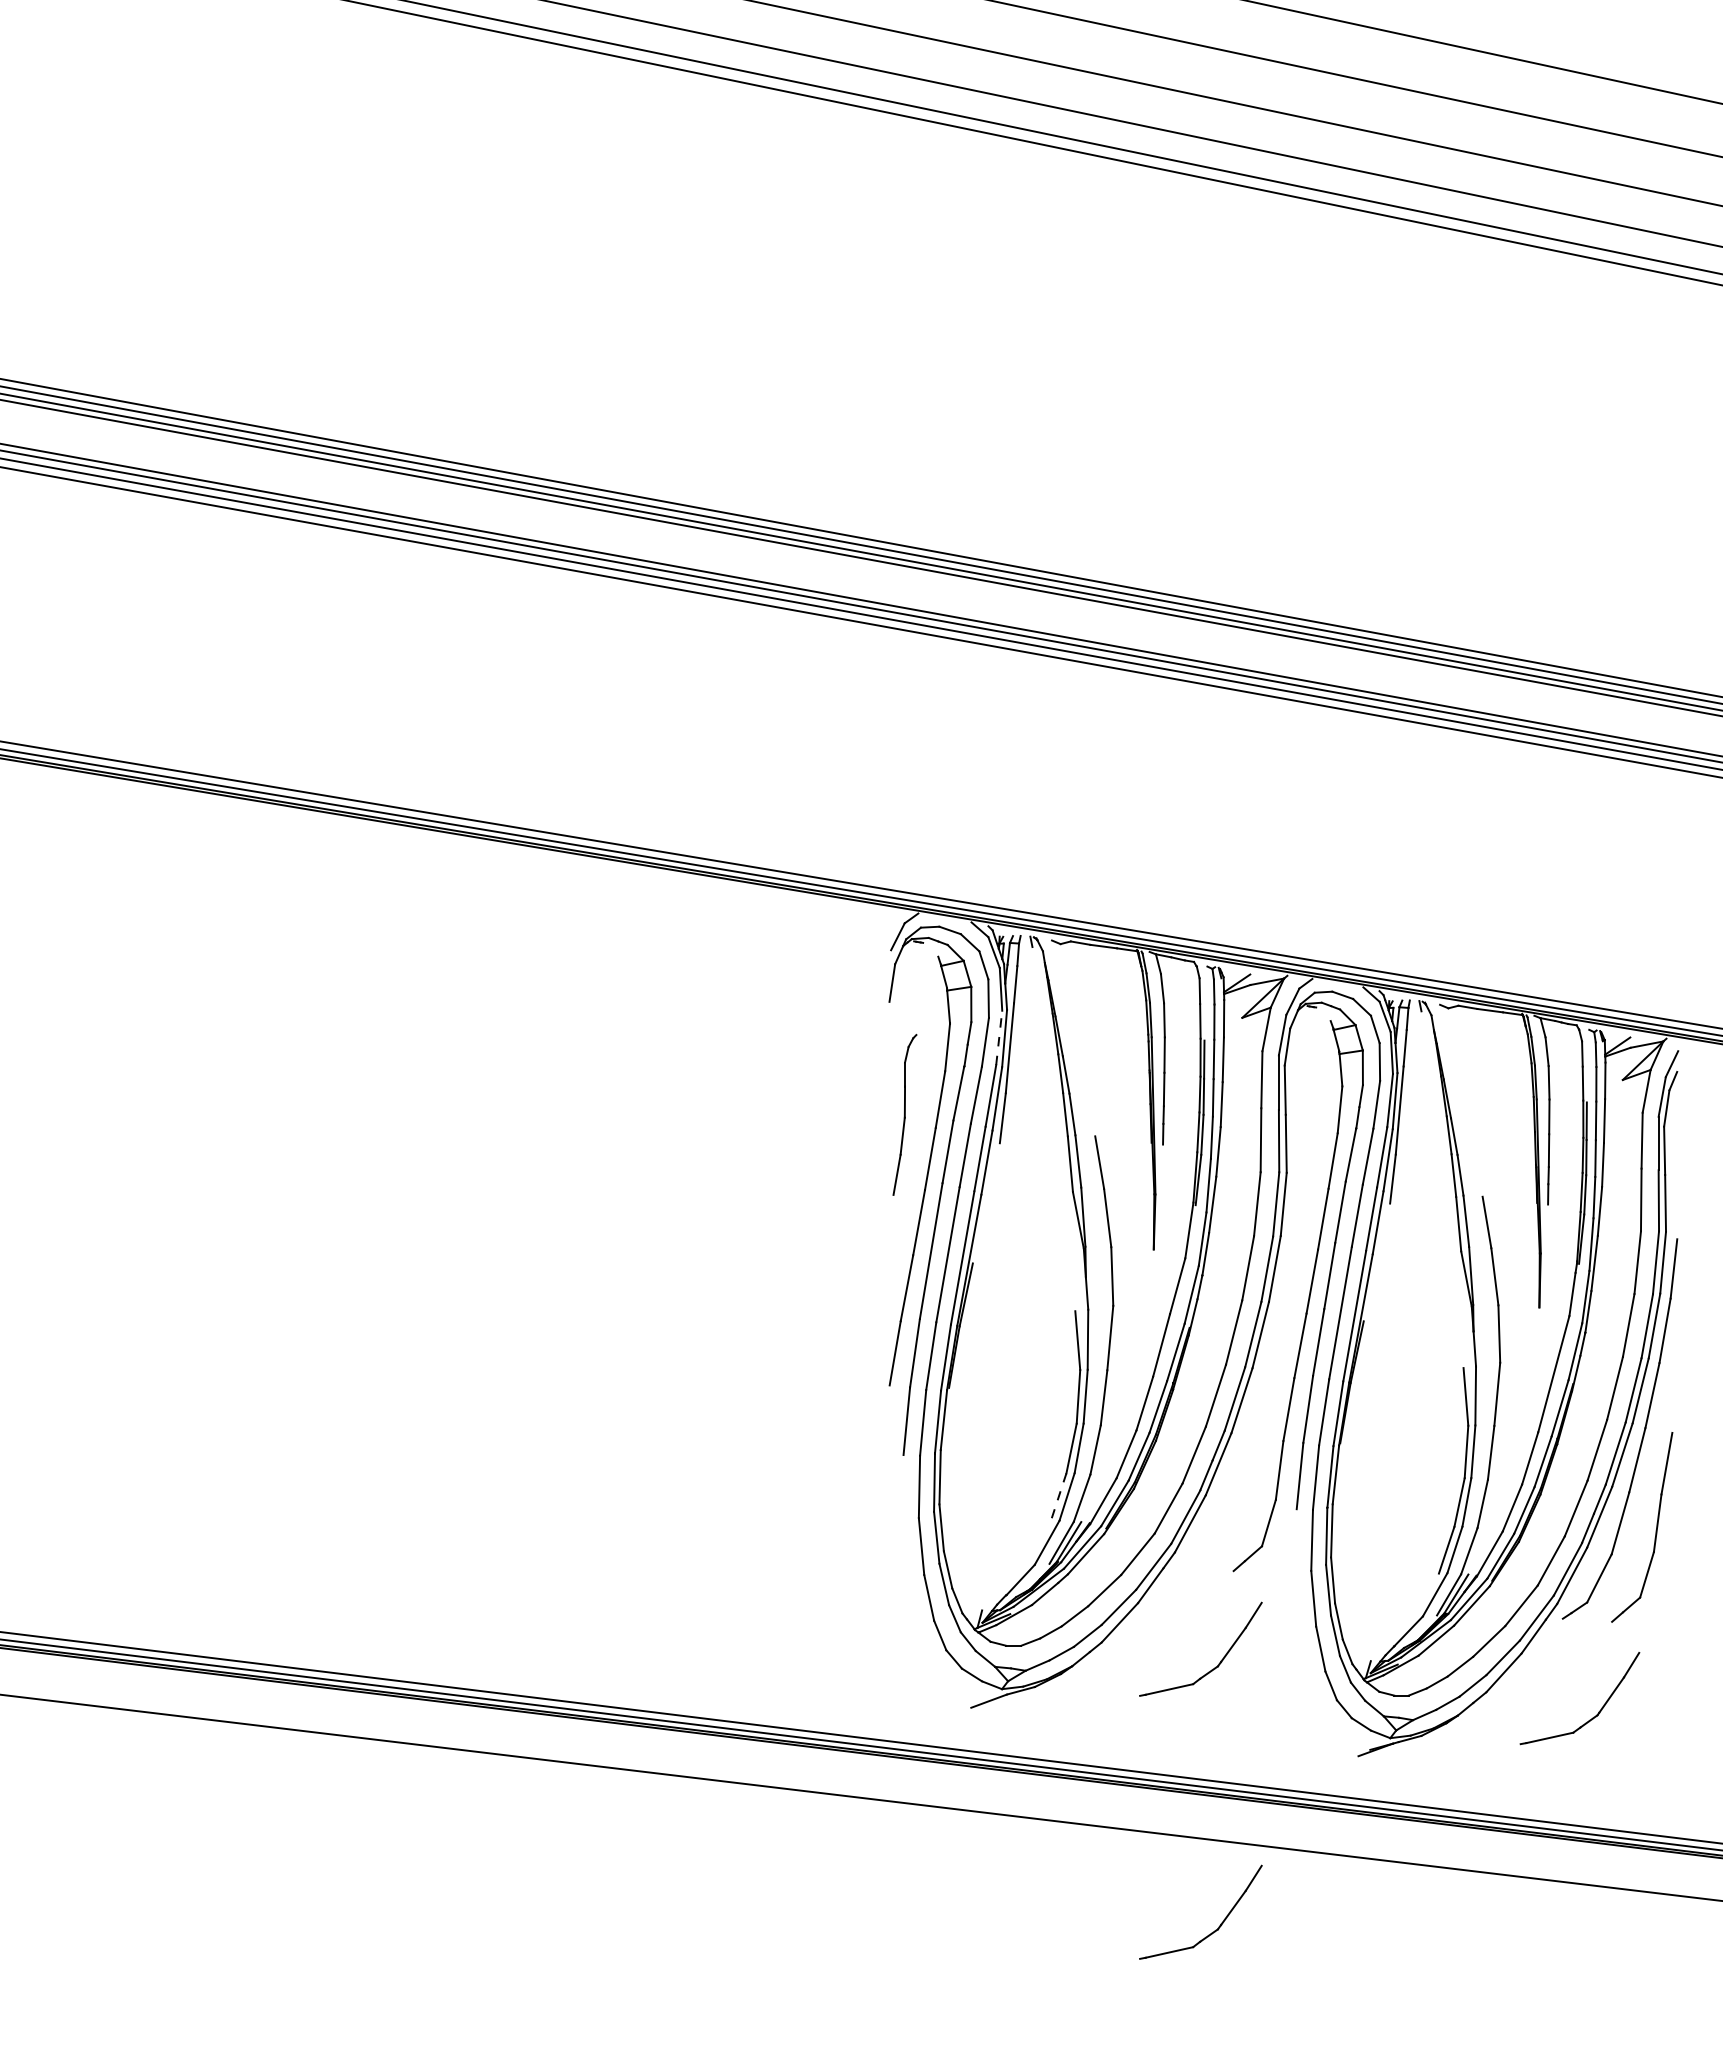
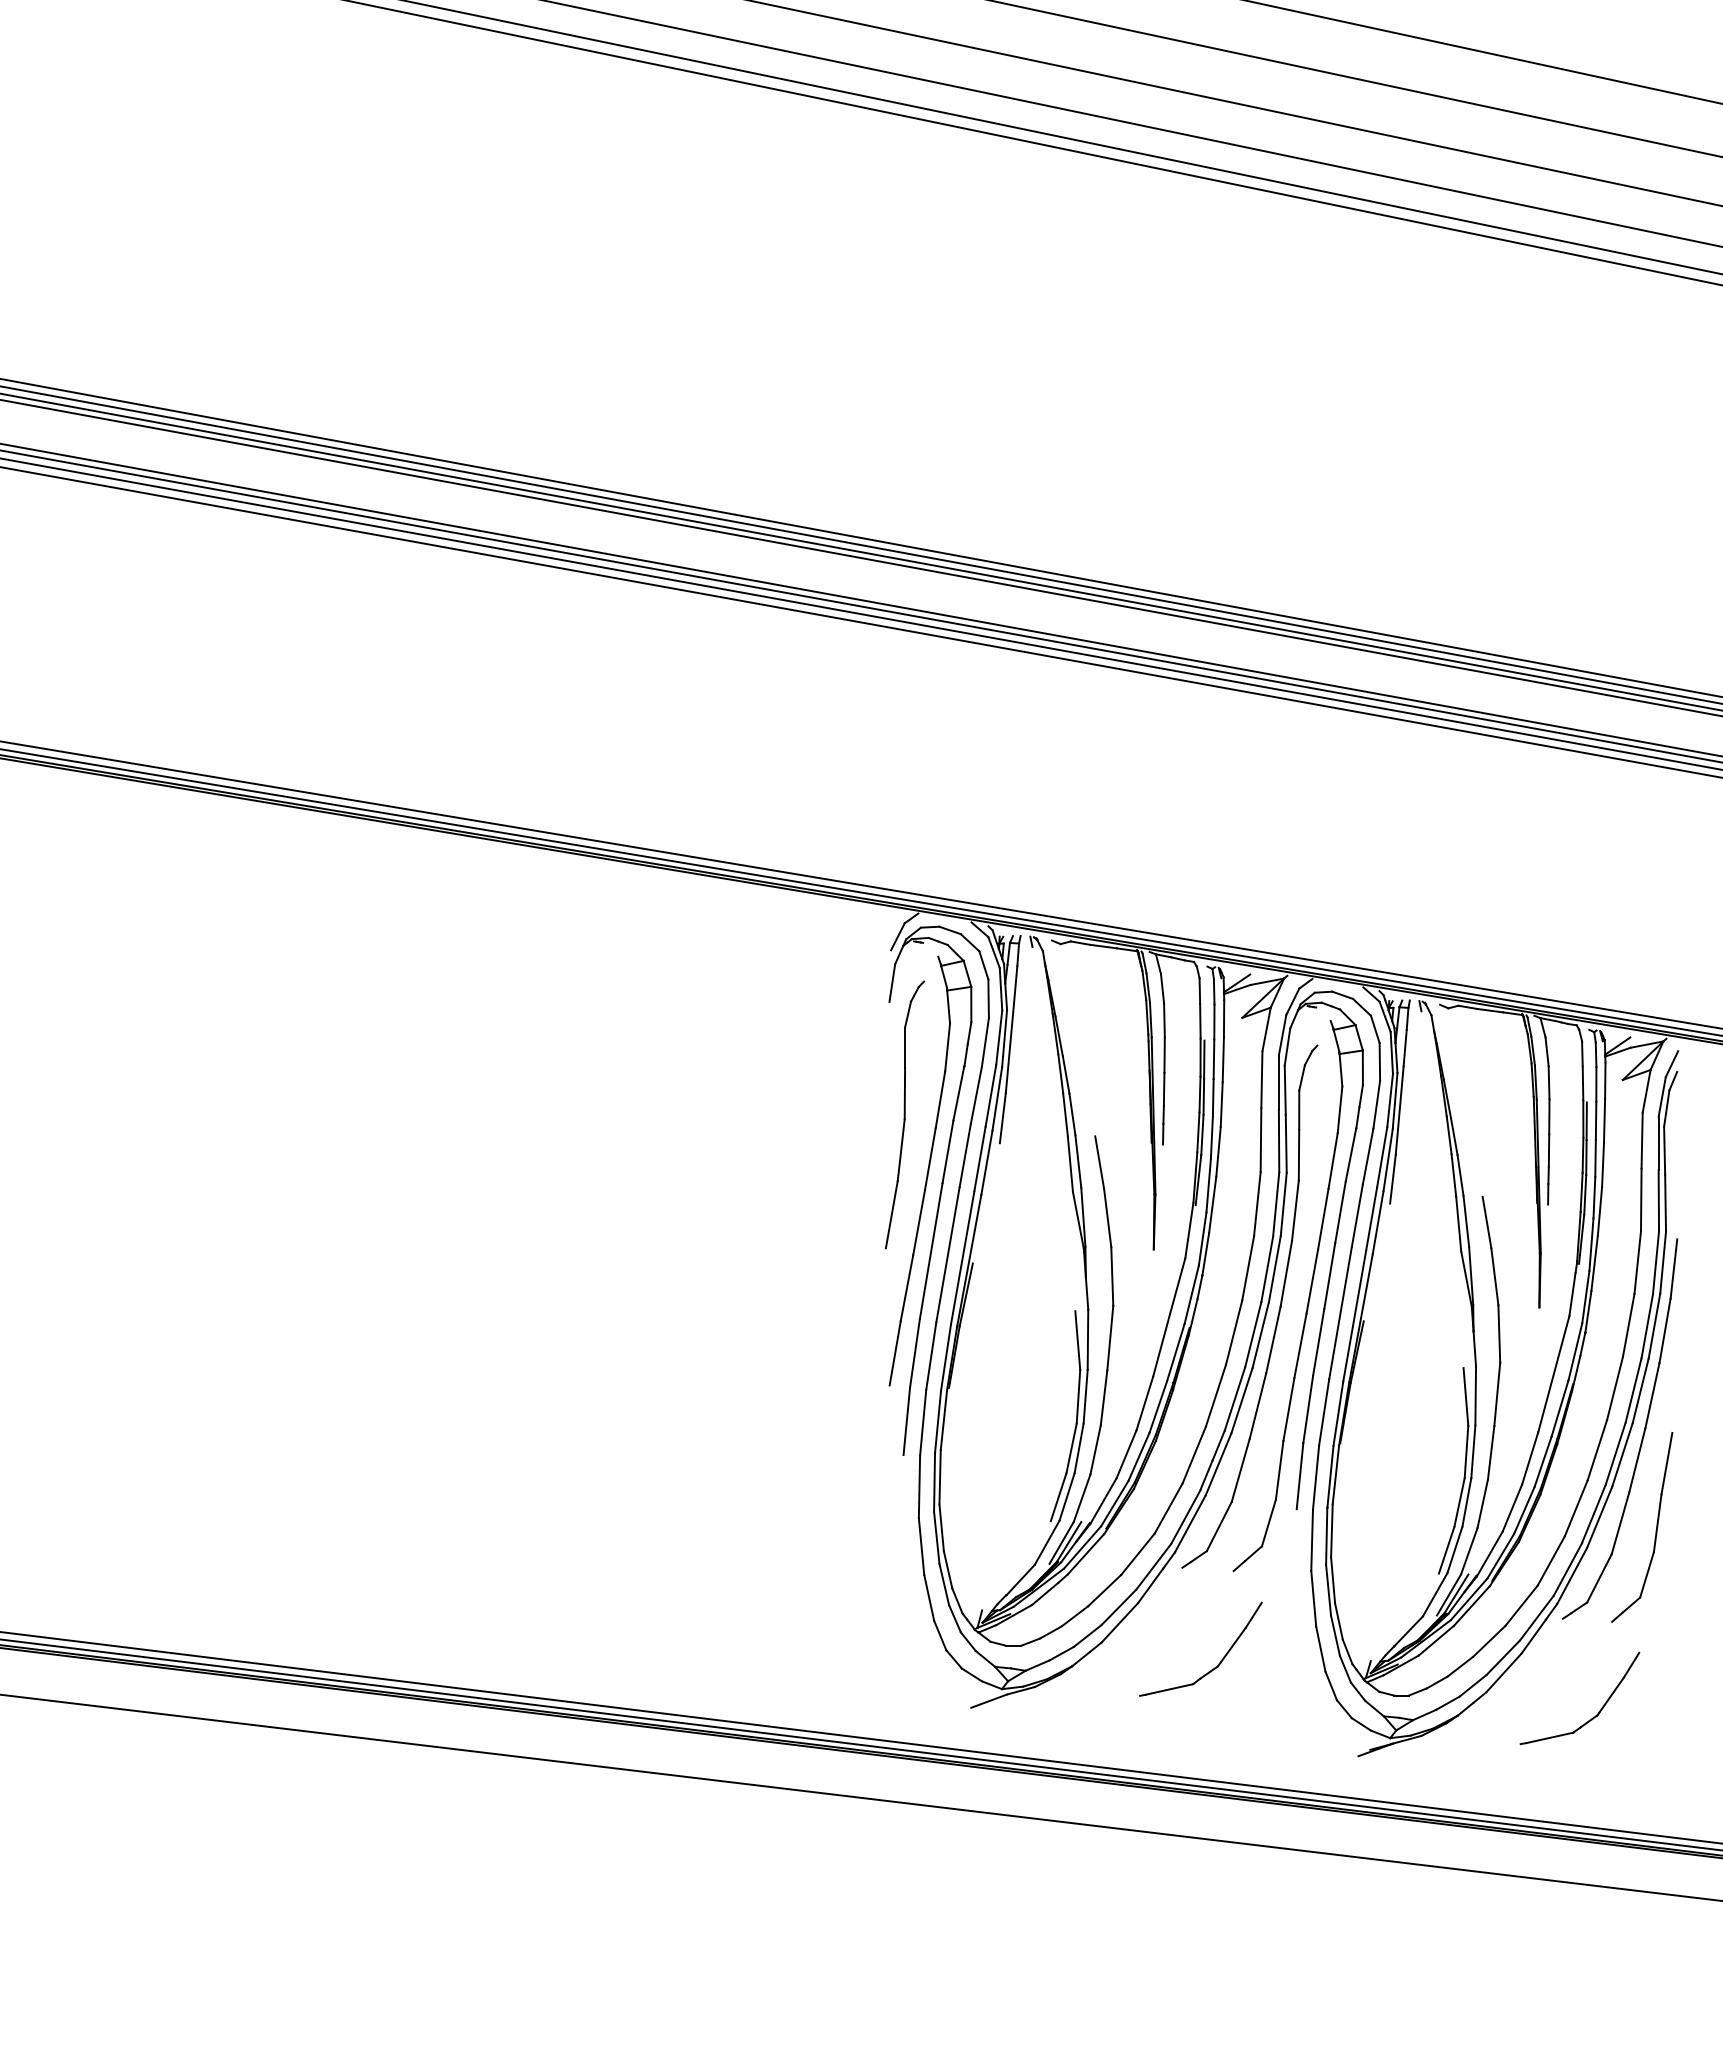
line: dashed -> solid (999, 1037)
part size: 26x163 px -> 40x270 px (904, 1114)
part: none -> present (1278, 1310)
line: dashed -> solid (1058, 1497)
part: present -> none (1220, 1923)
